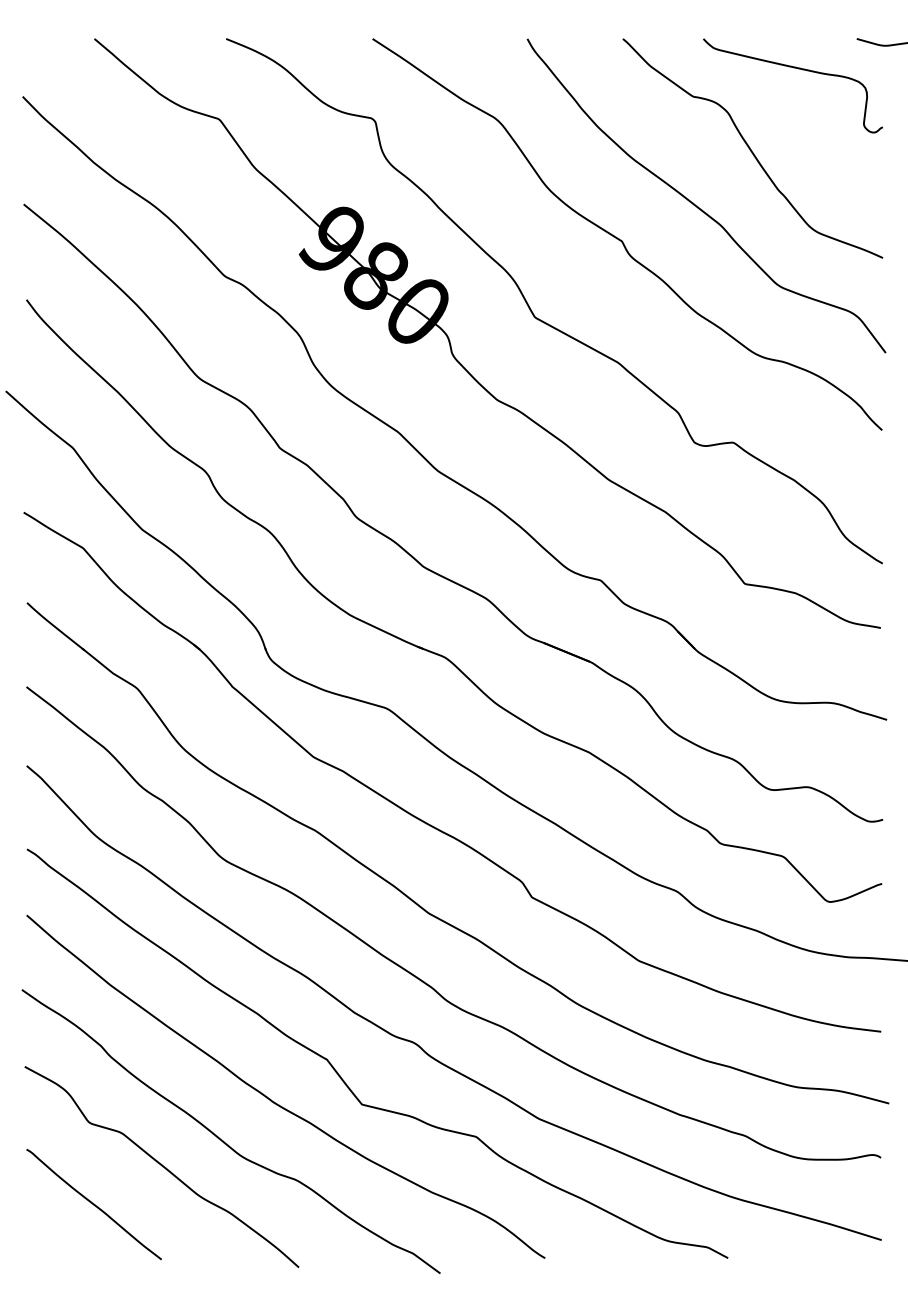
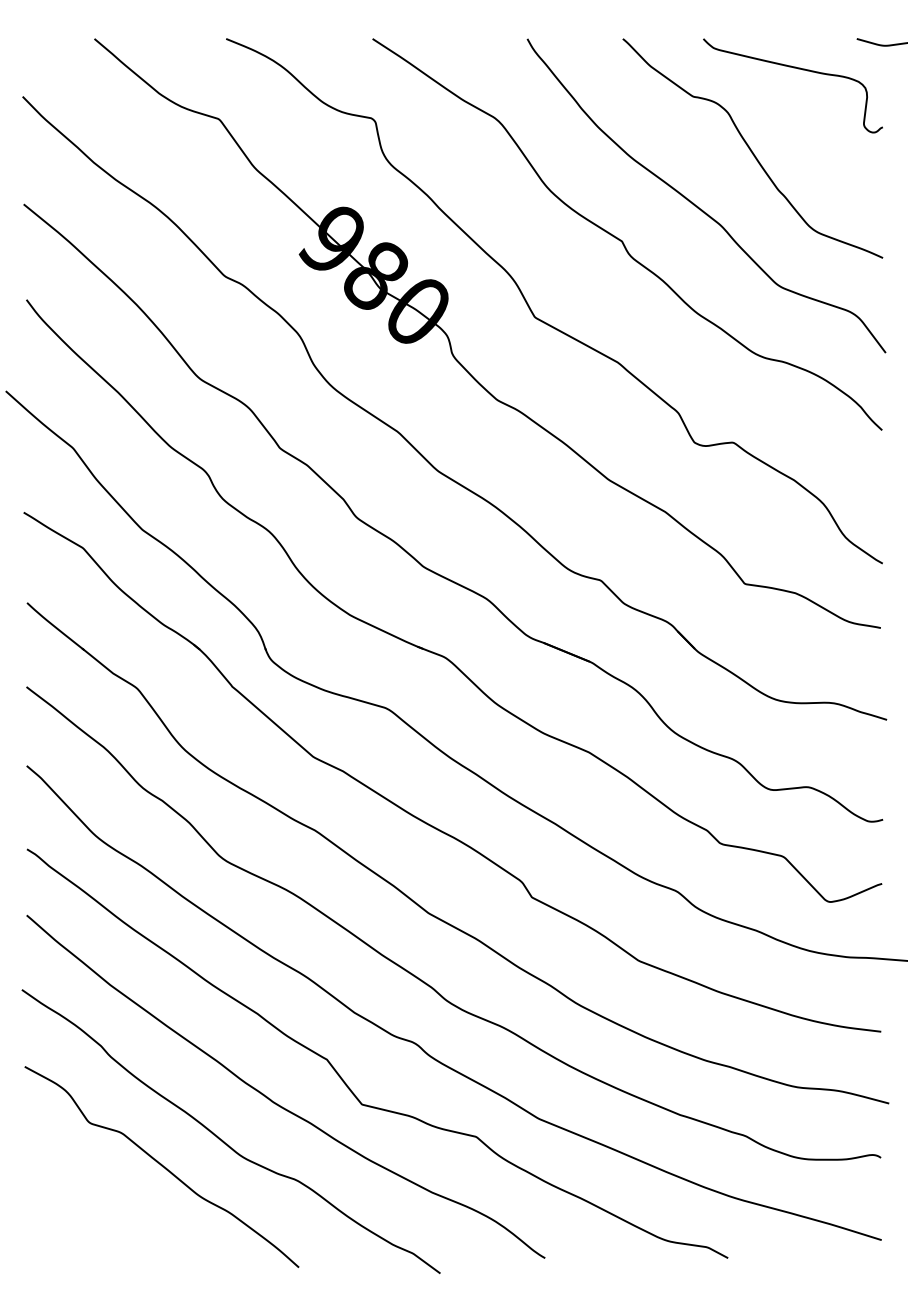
curve: present -> none (93, 1204)
